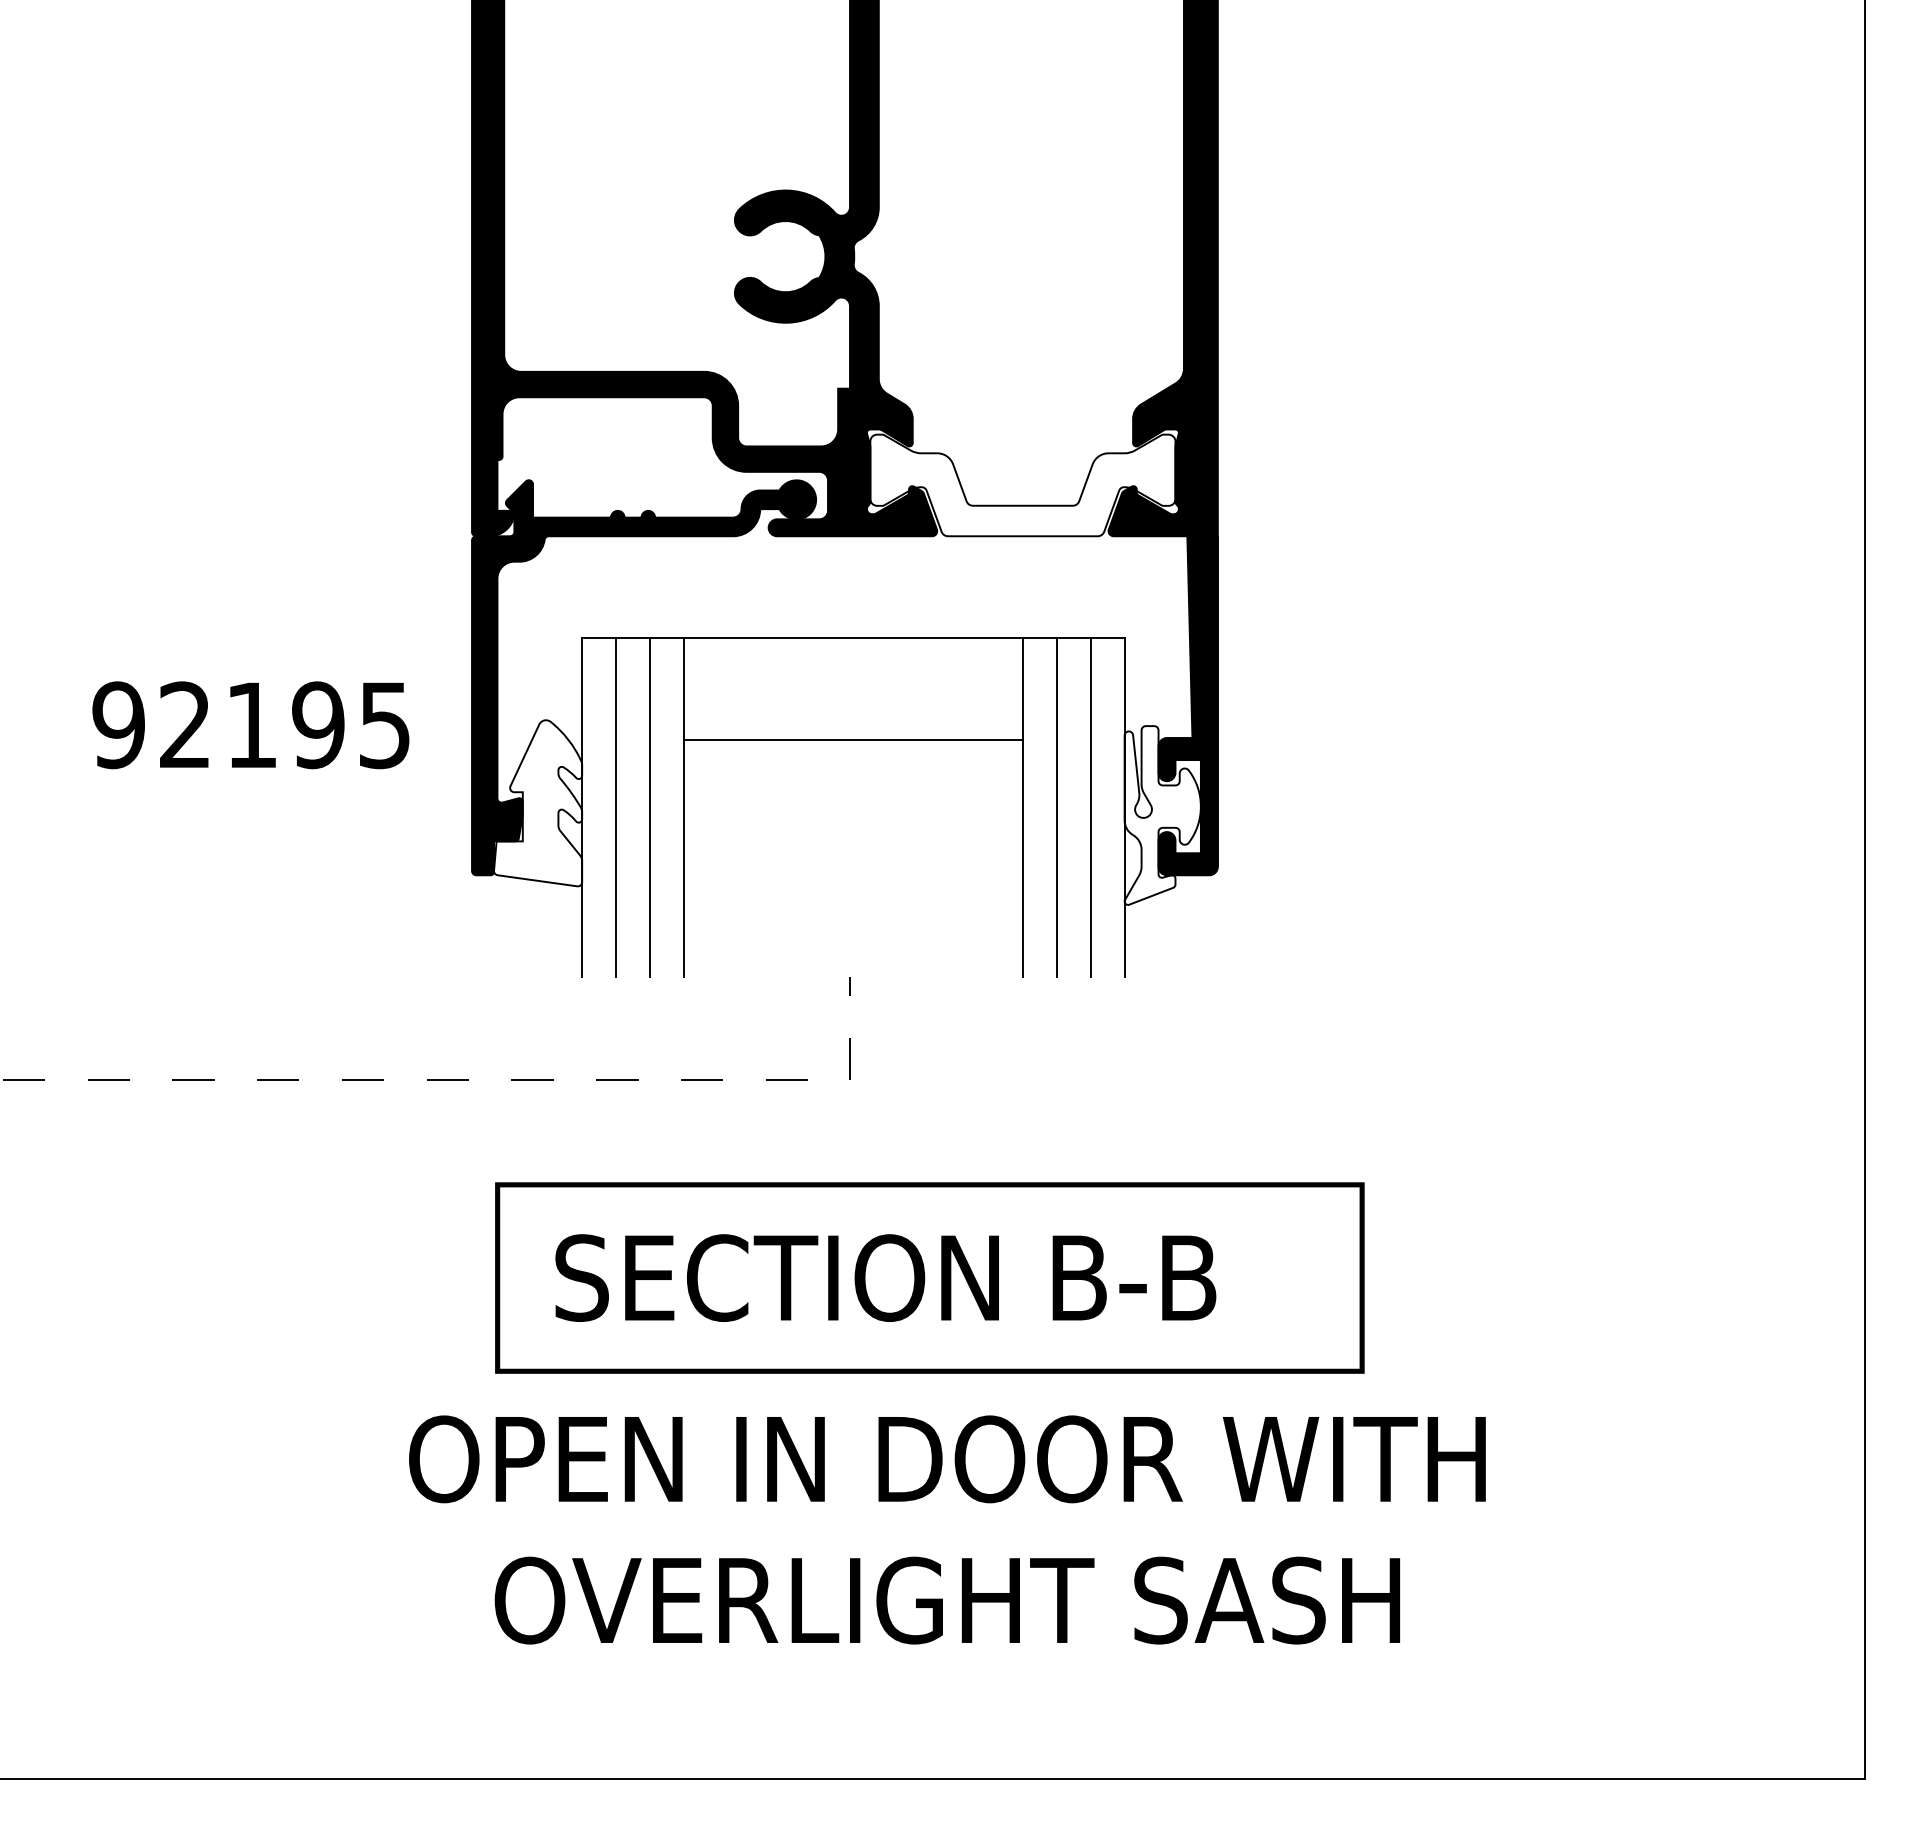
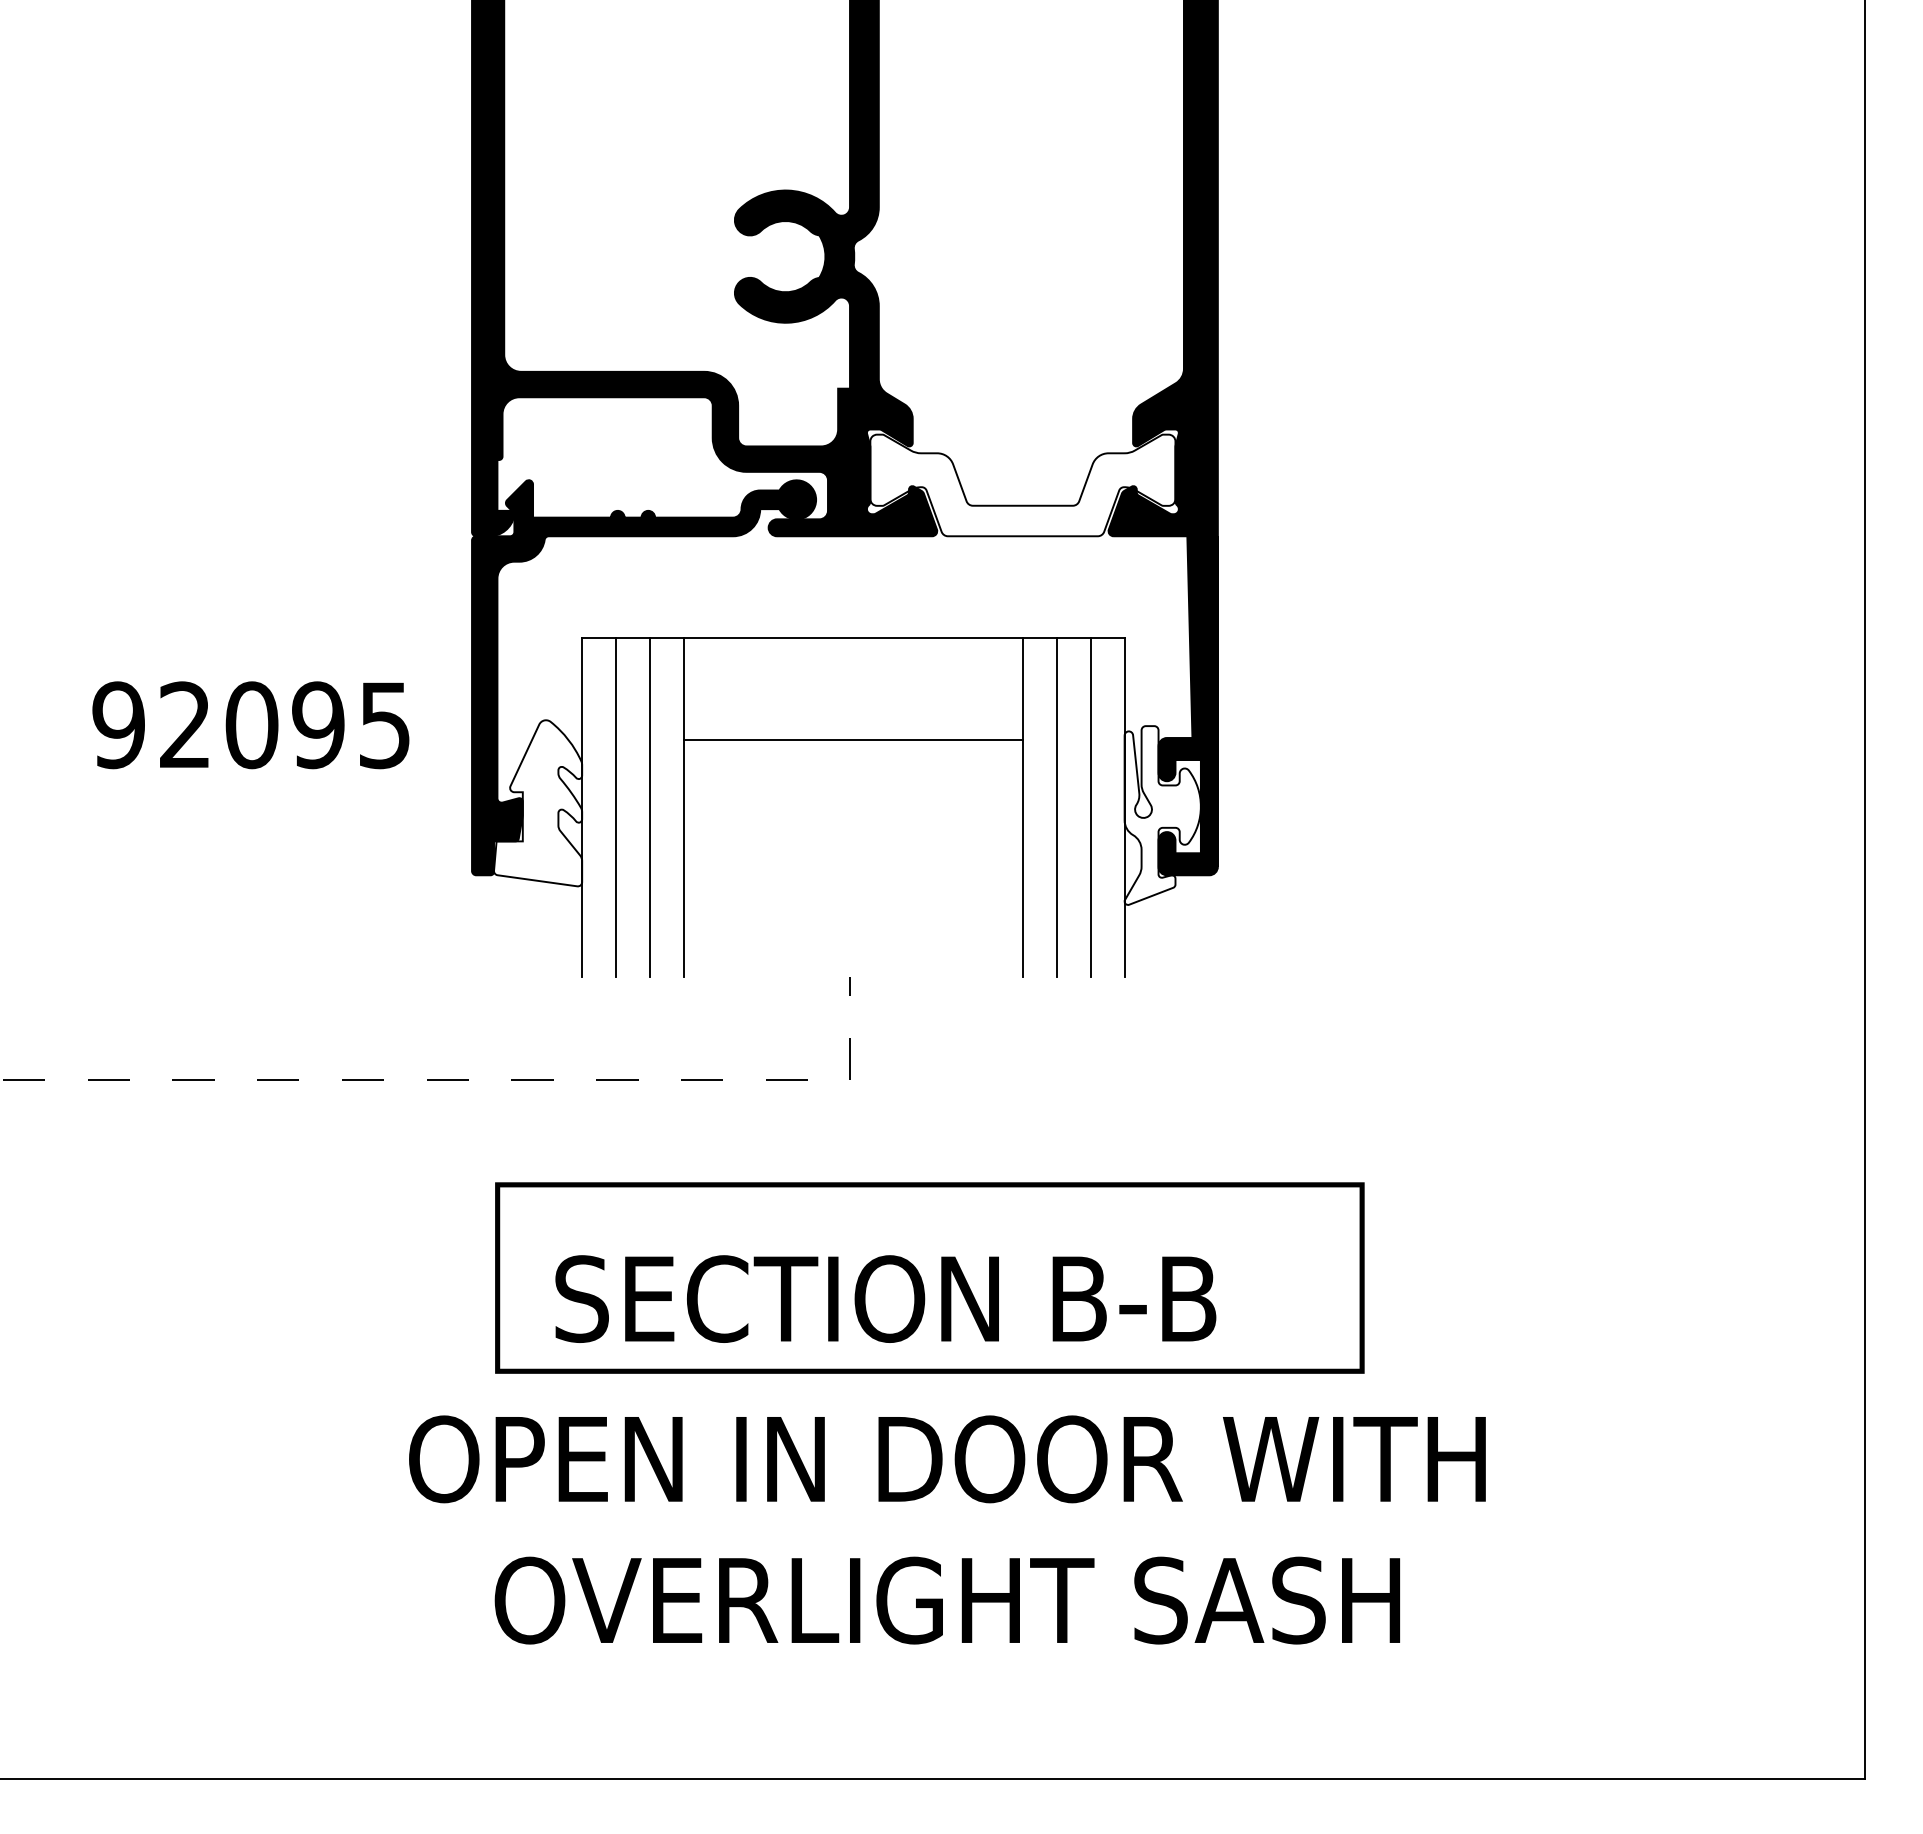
text: 92195 -> 92095 (251, 725)
text position: (885, 1277) -> (885, 1298) (885, 1298)
